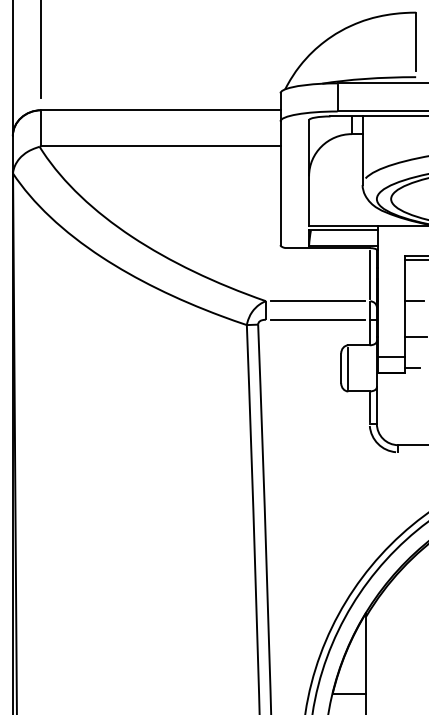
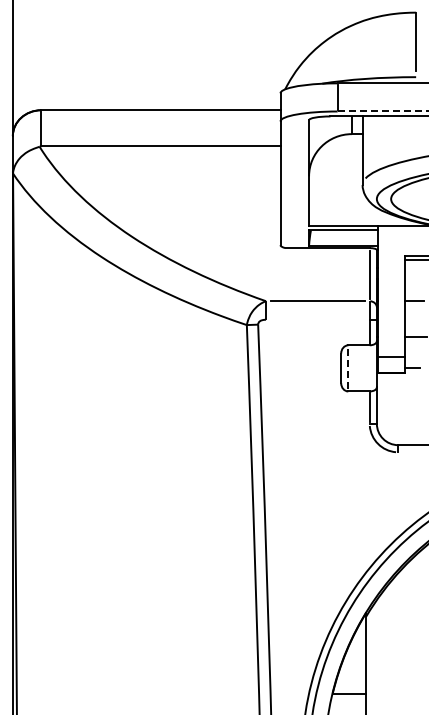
line: present -> none (41, 49)
line: solid -> dashed (383, 111)
line: present -> none (317, 319)
line: solid -> dashed (348, 368)
